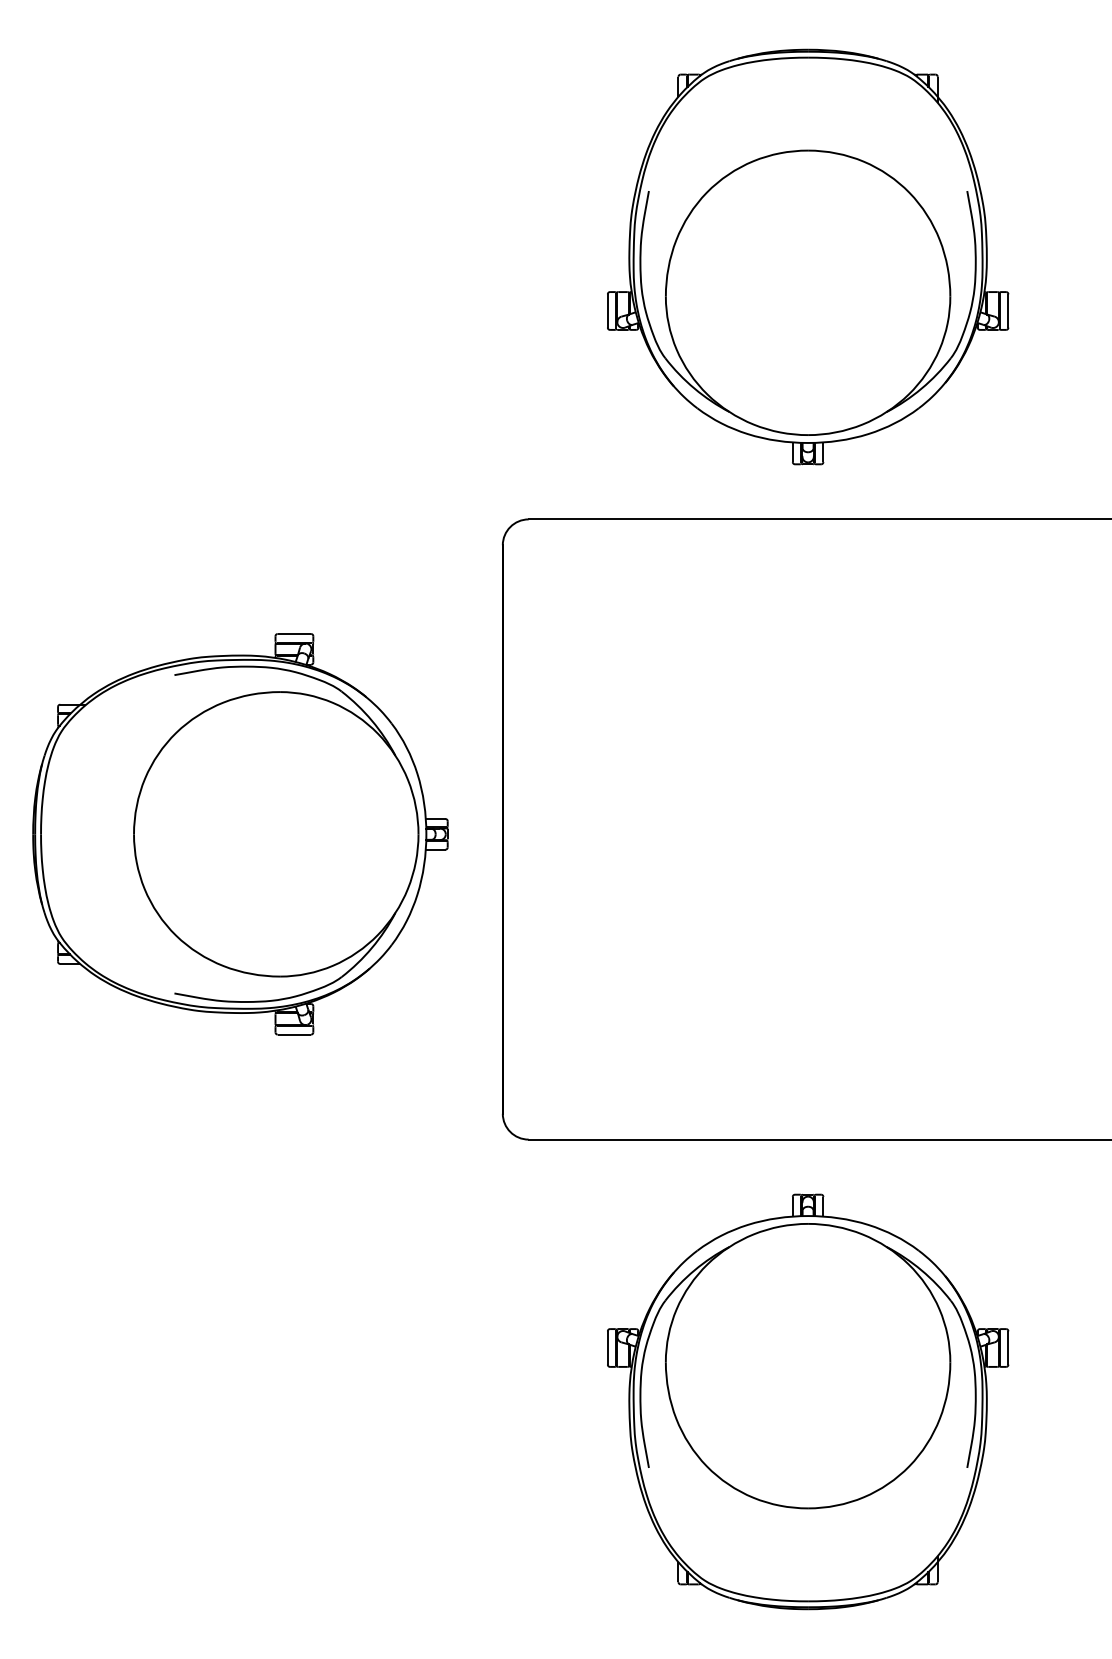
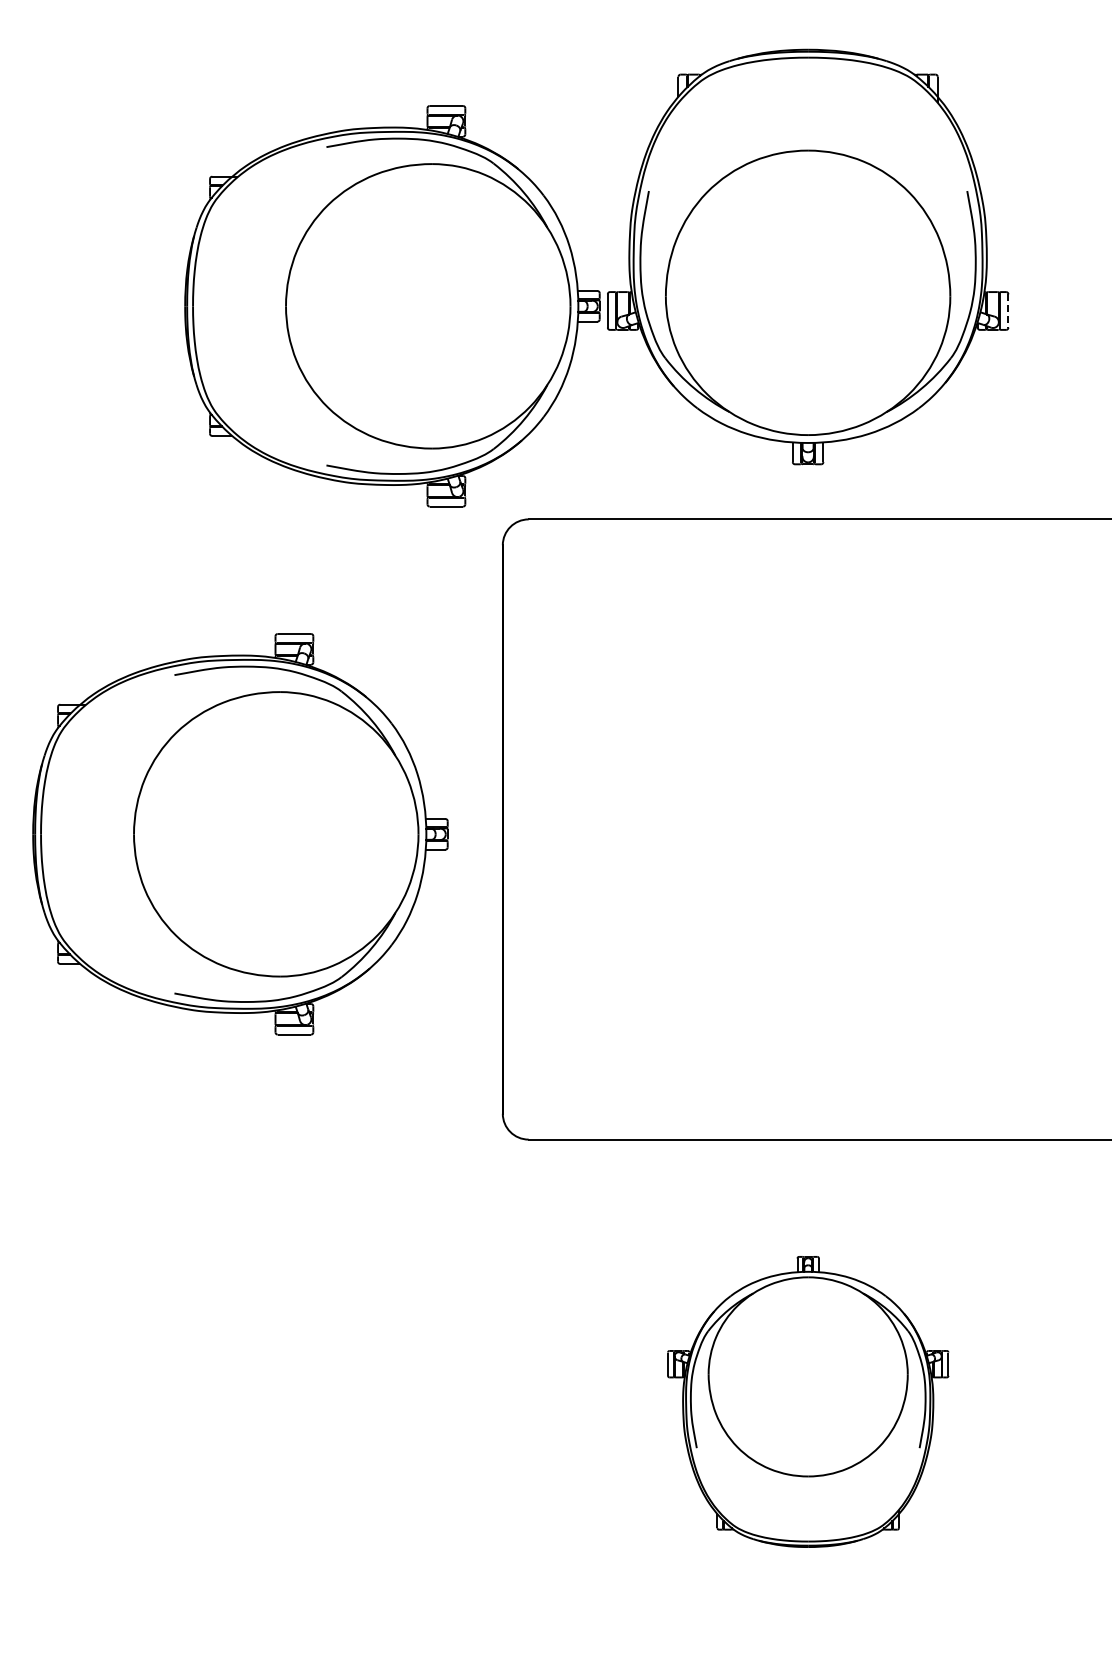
part: none -> present (392, 306)
line: solid -> dashed (1008, 311)
part size: 403x418 px -> 283x292 px (808, 1401)
